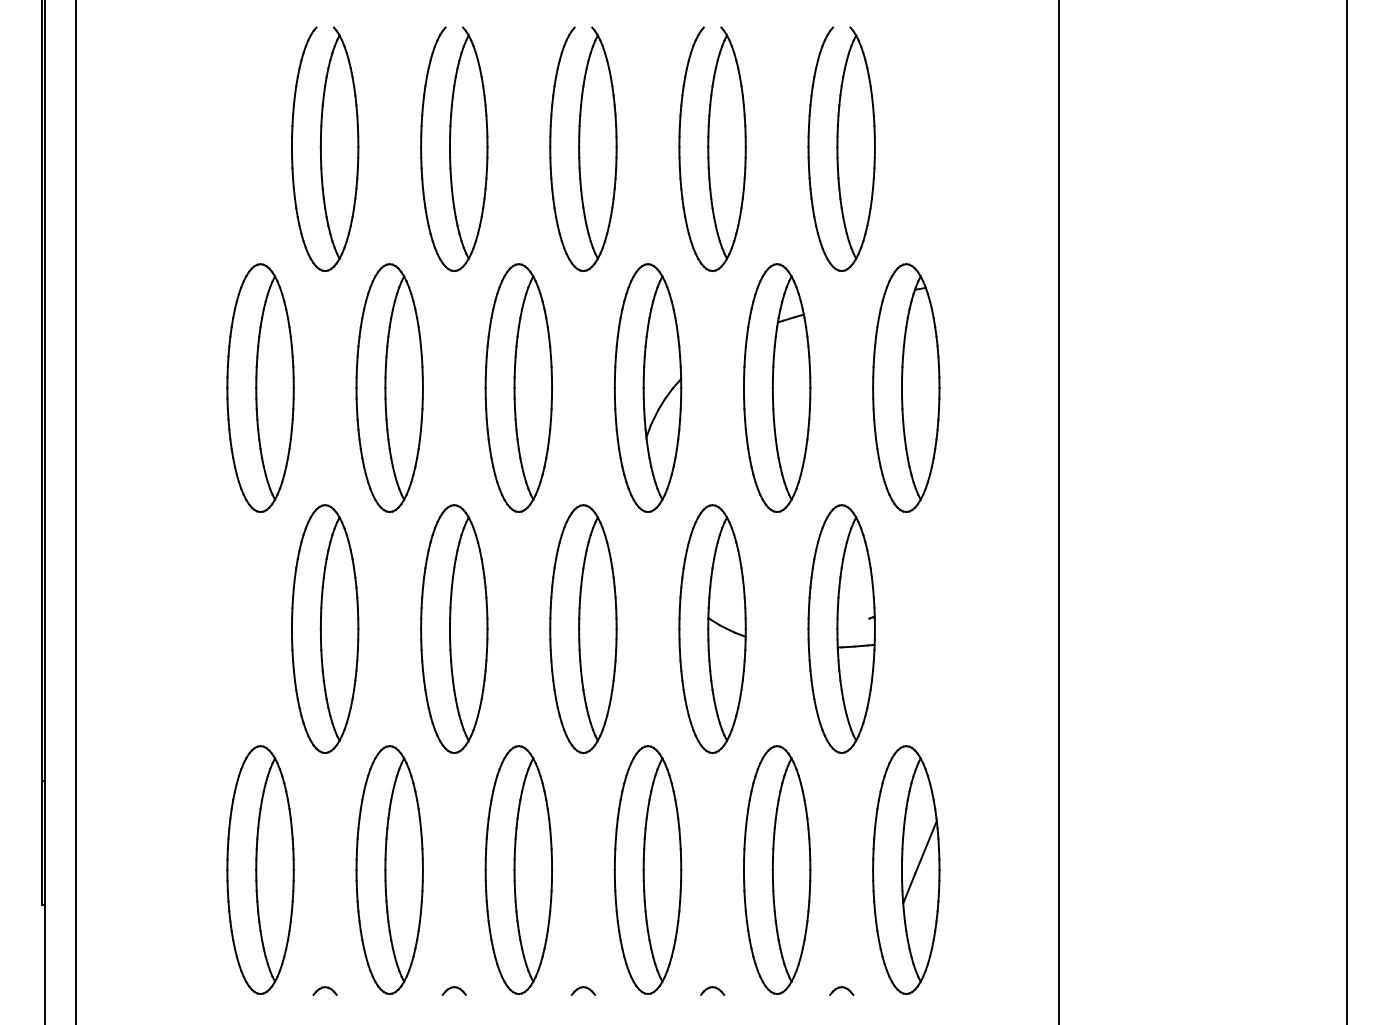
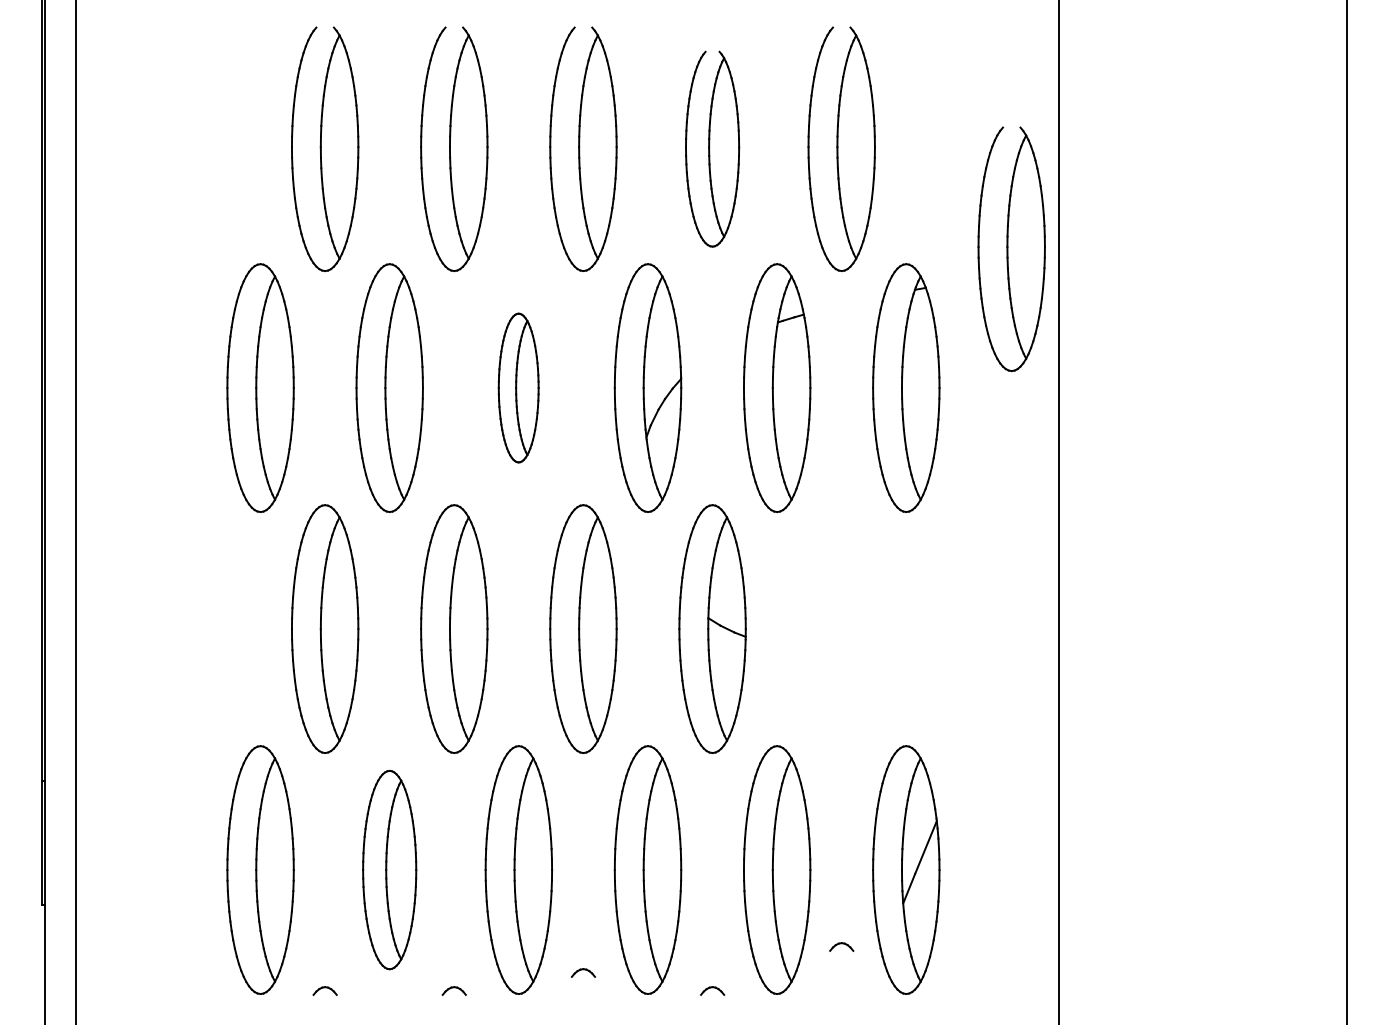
part size: 69x246 px -> 56x198 px (712, 148)
part: none -> present (1011, 248)
part size: 69x250 px -> 43x152 px (518, 387)
part: present -> none (841, 628)
part size: 69x250 px -> 56x201 px (389, 870)
part position: (583, 990) -> (583, 972) (583, 972)
part position: (841, 990) -> (841, 946) (841, 946)
